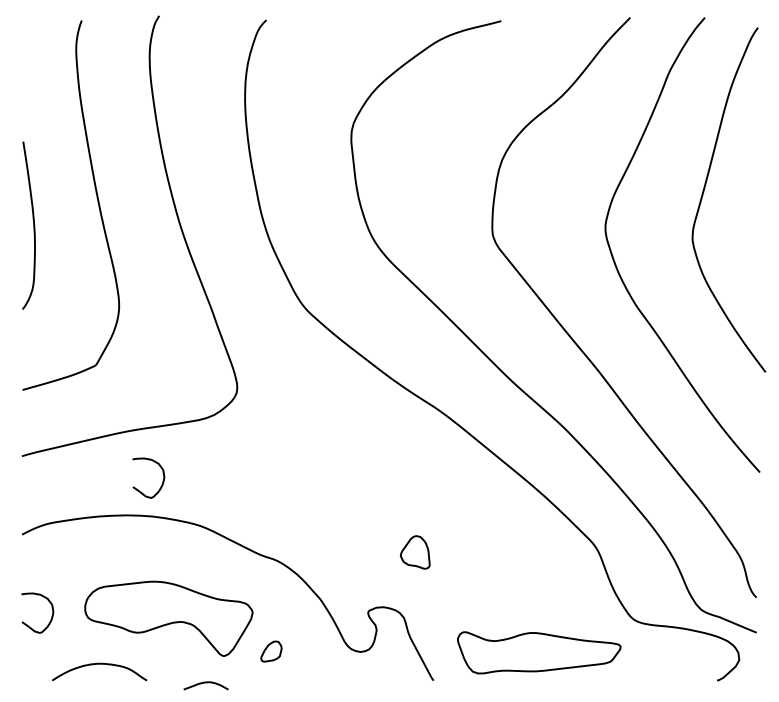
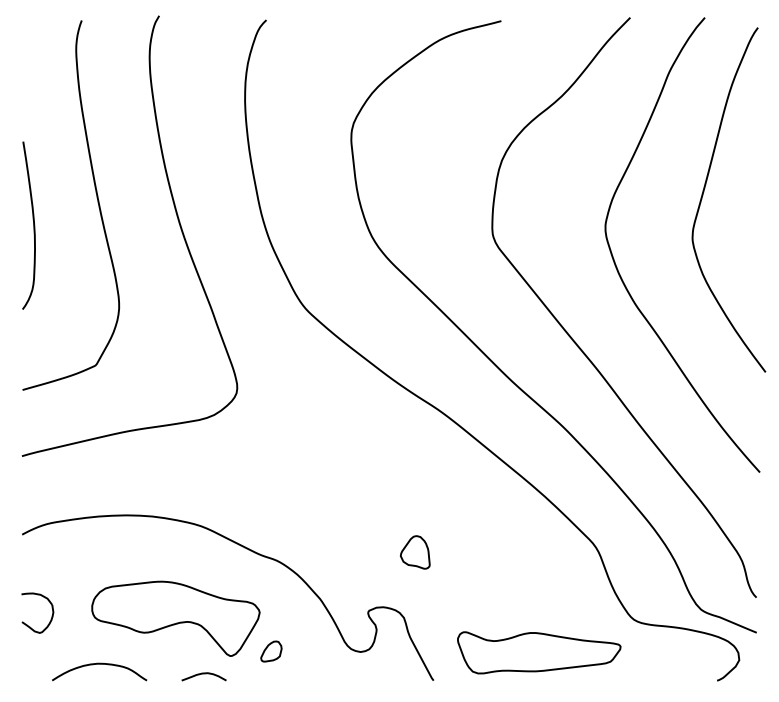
part: present -> none (162, 480)
part position: (168, 618) -> (175, 618) (175, 618)
curve position: (205, 683) -> (203, 674) (203, 674)
